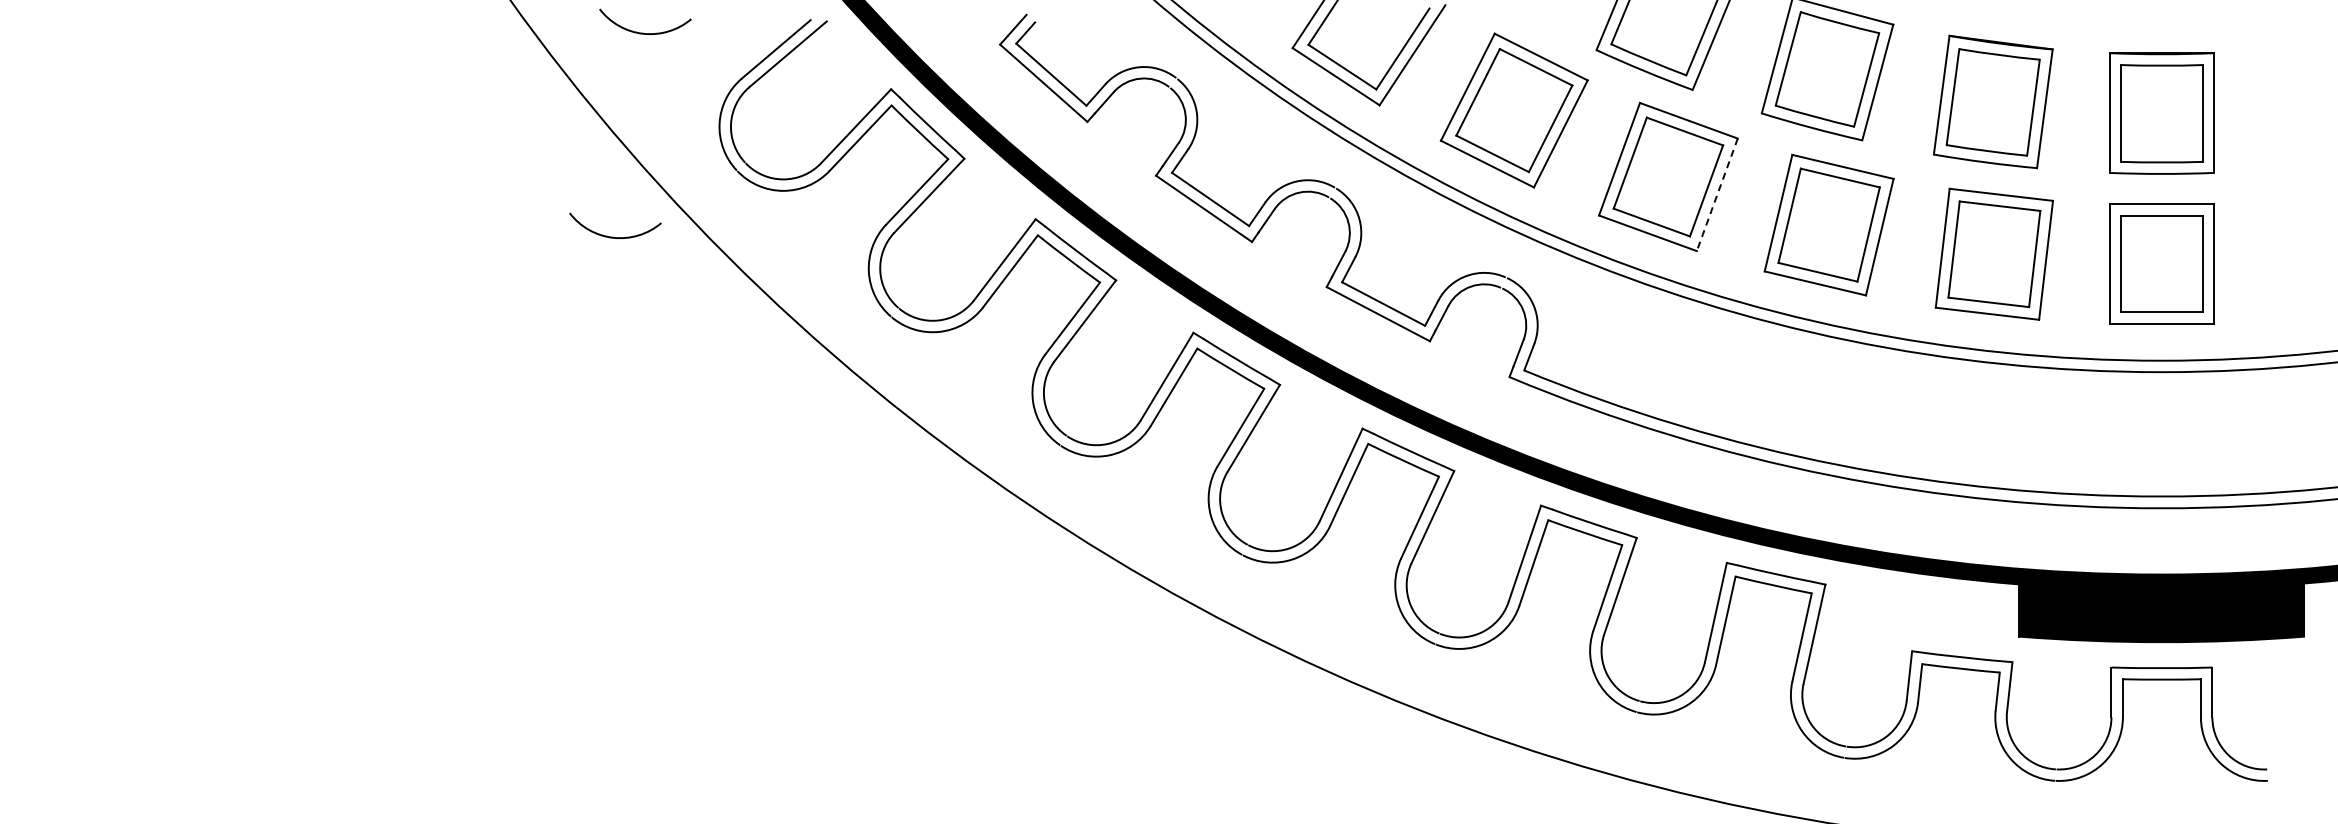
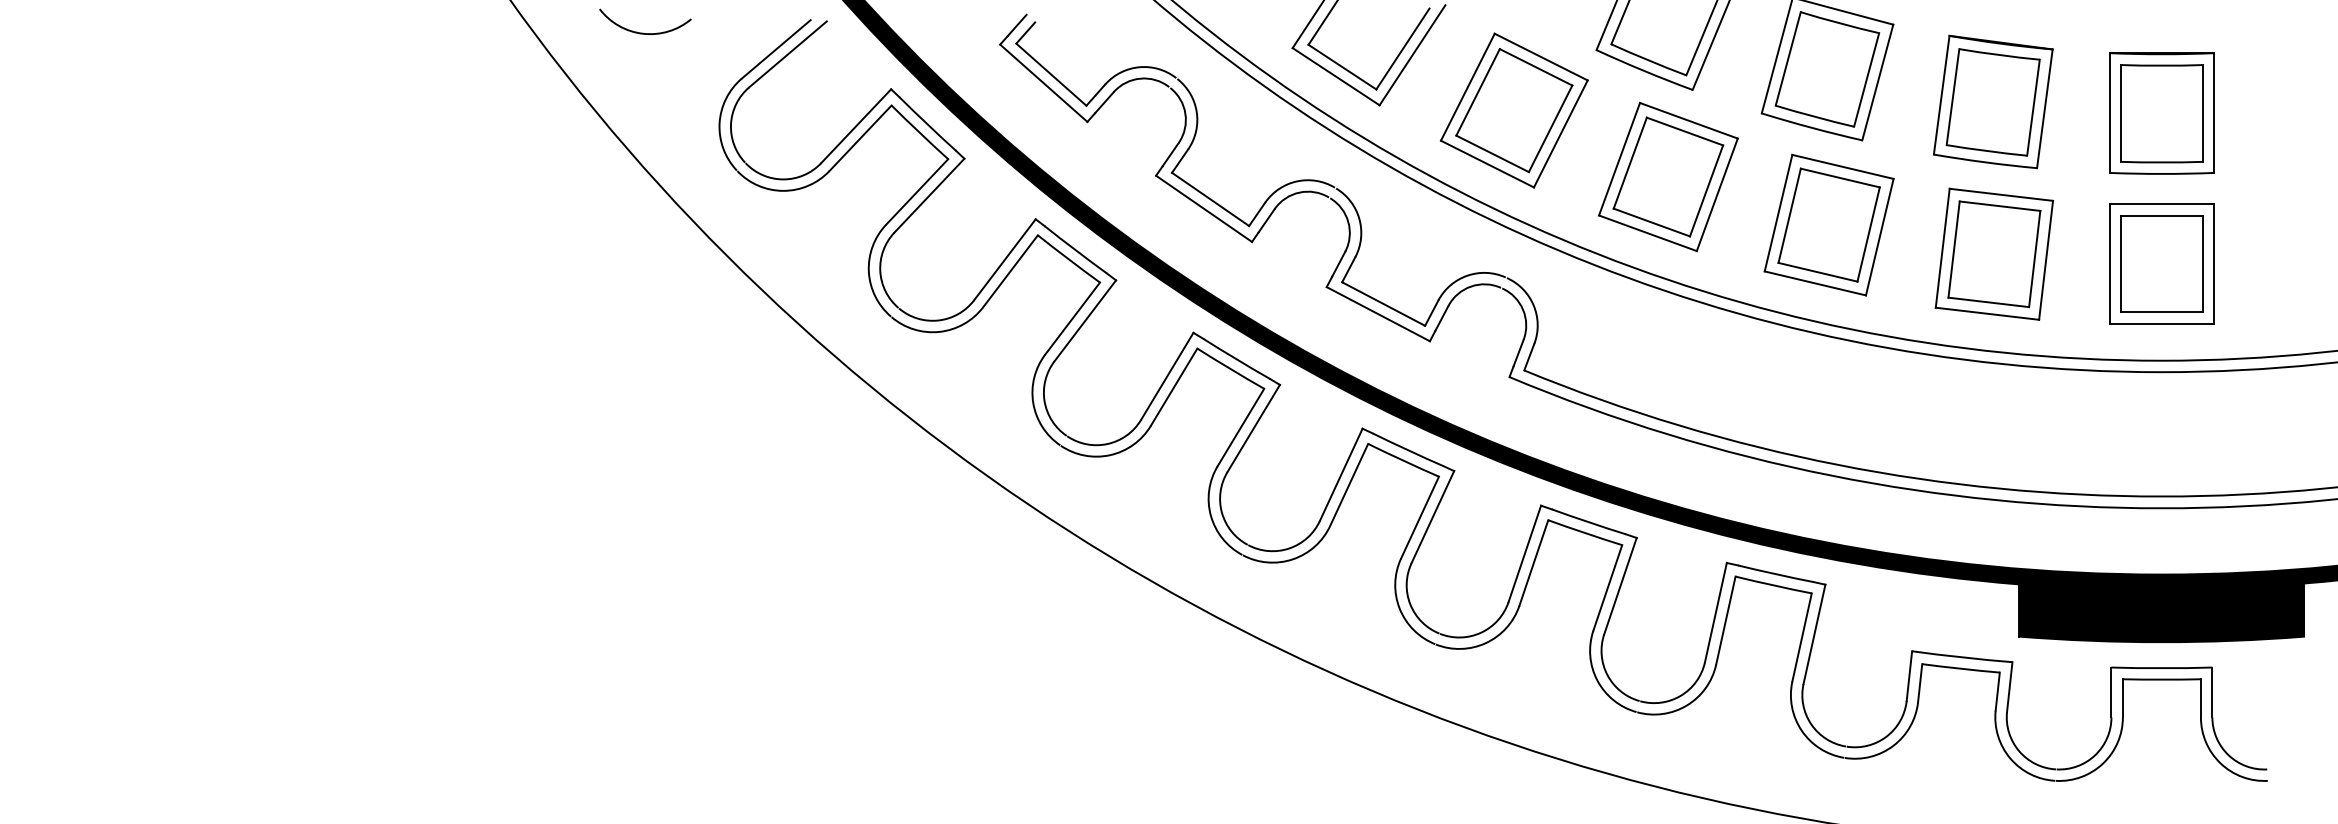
line: dashed -> solid (1717, 194)
arc: present -> none (613, 236)
